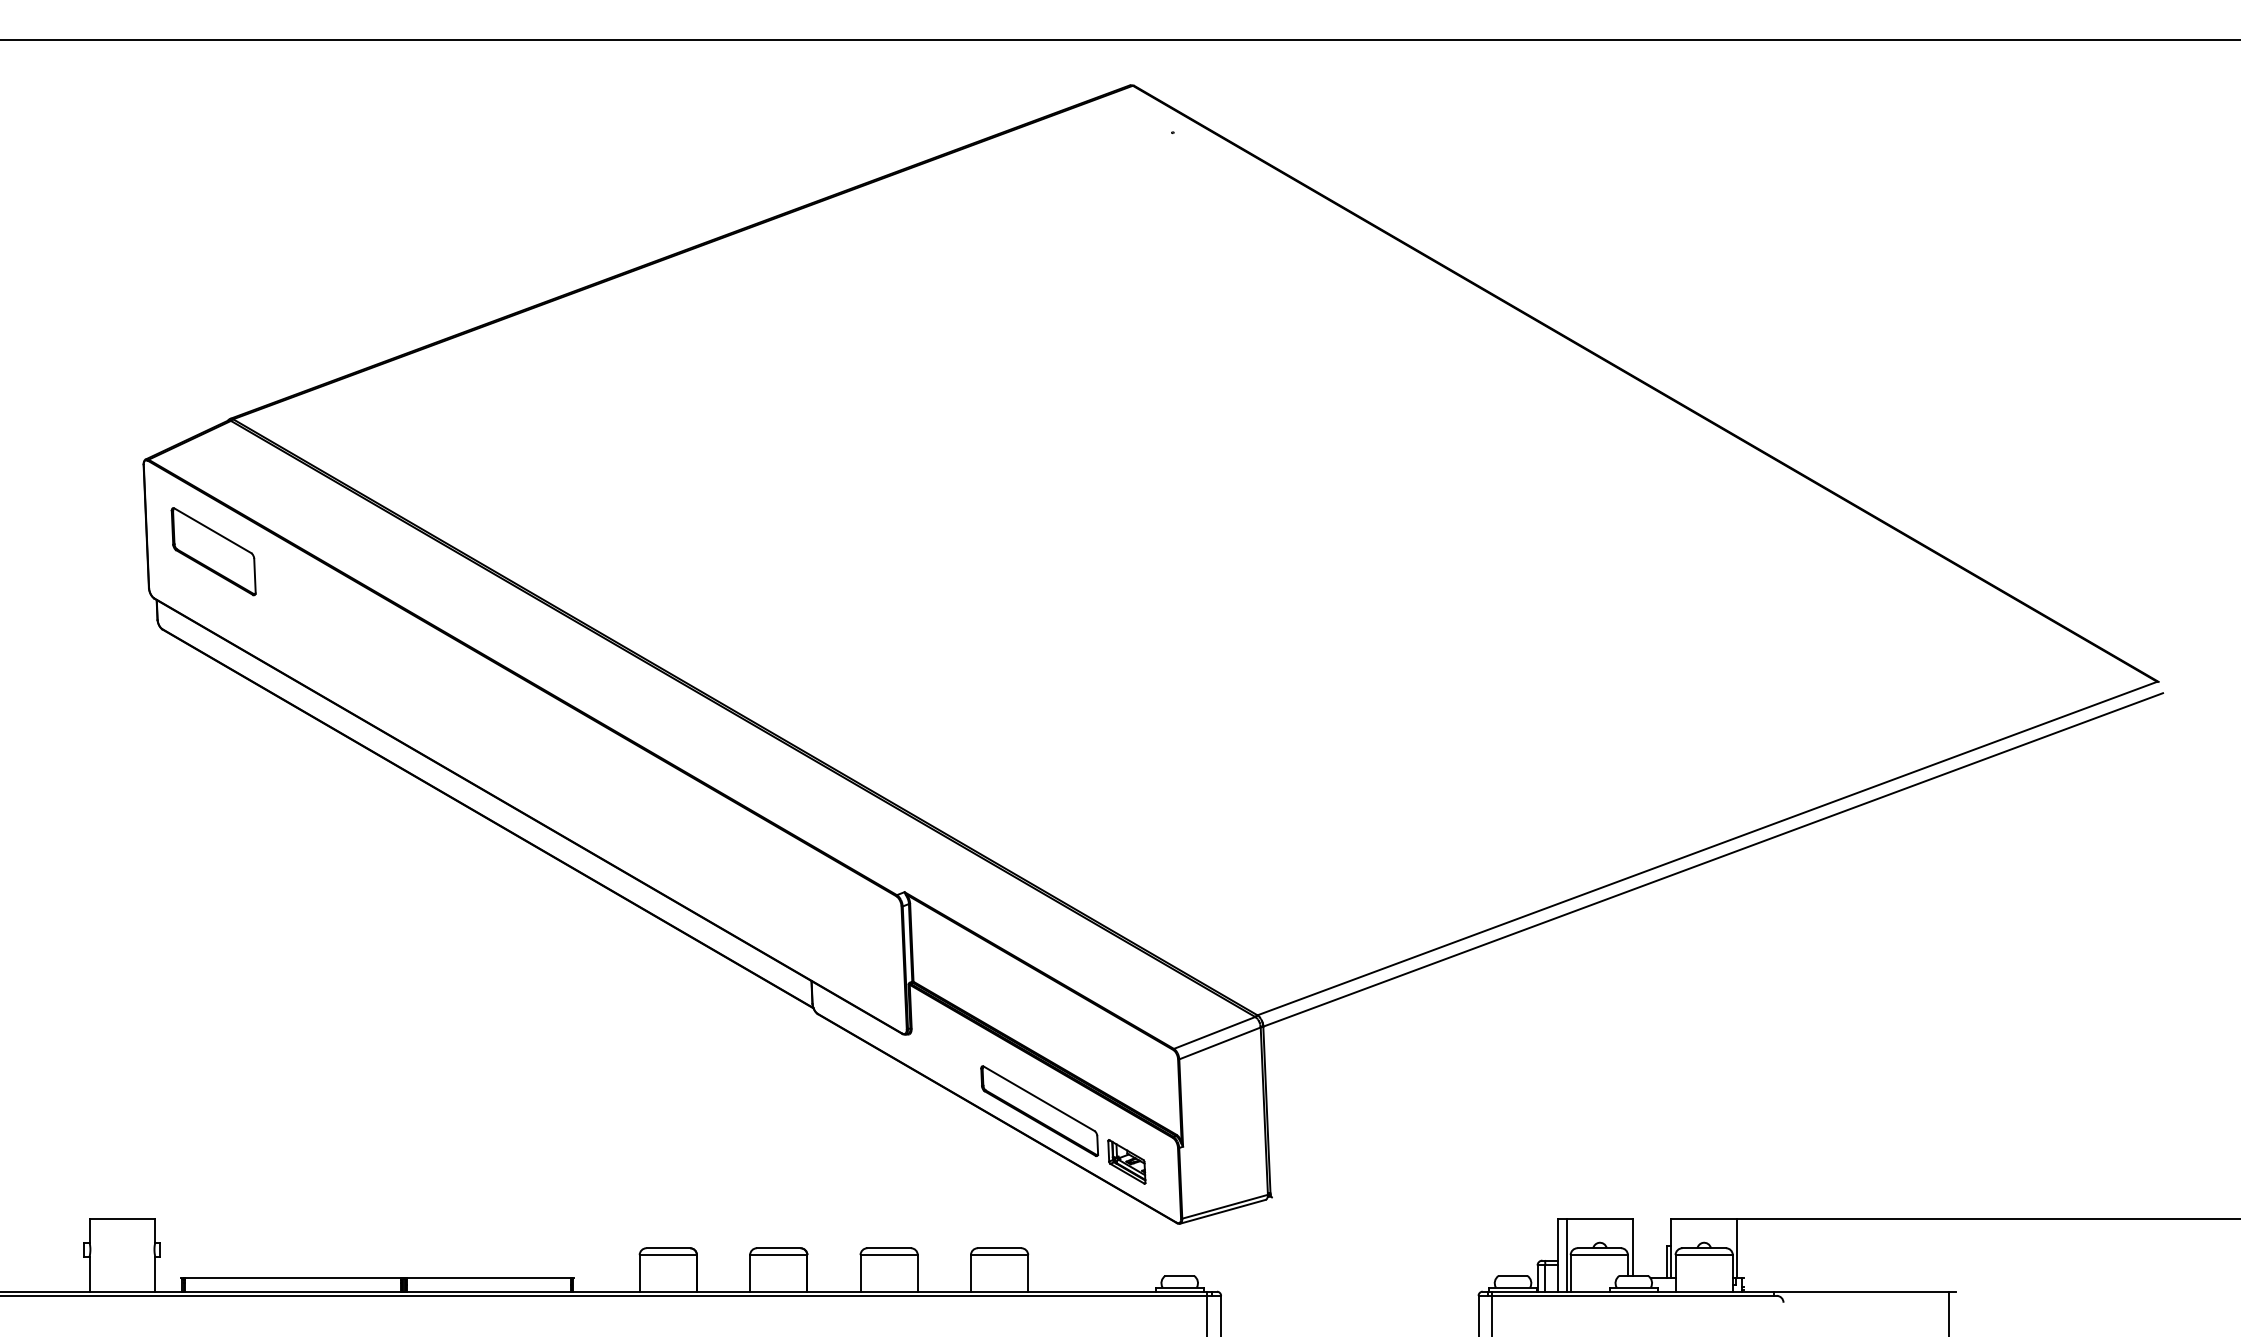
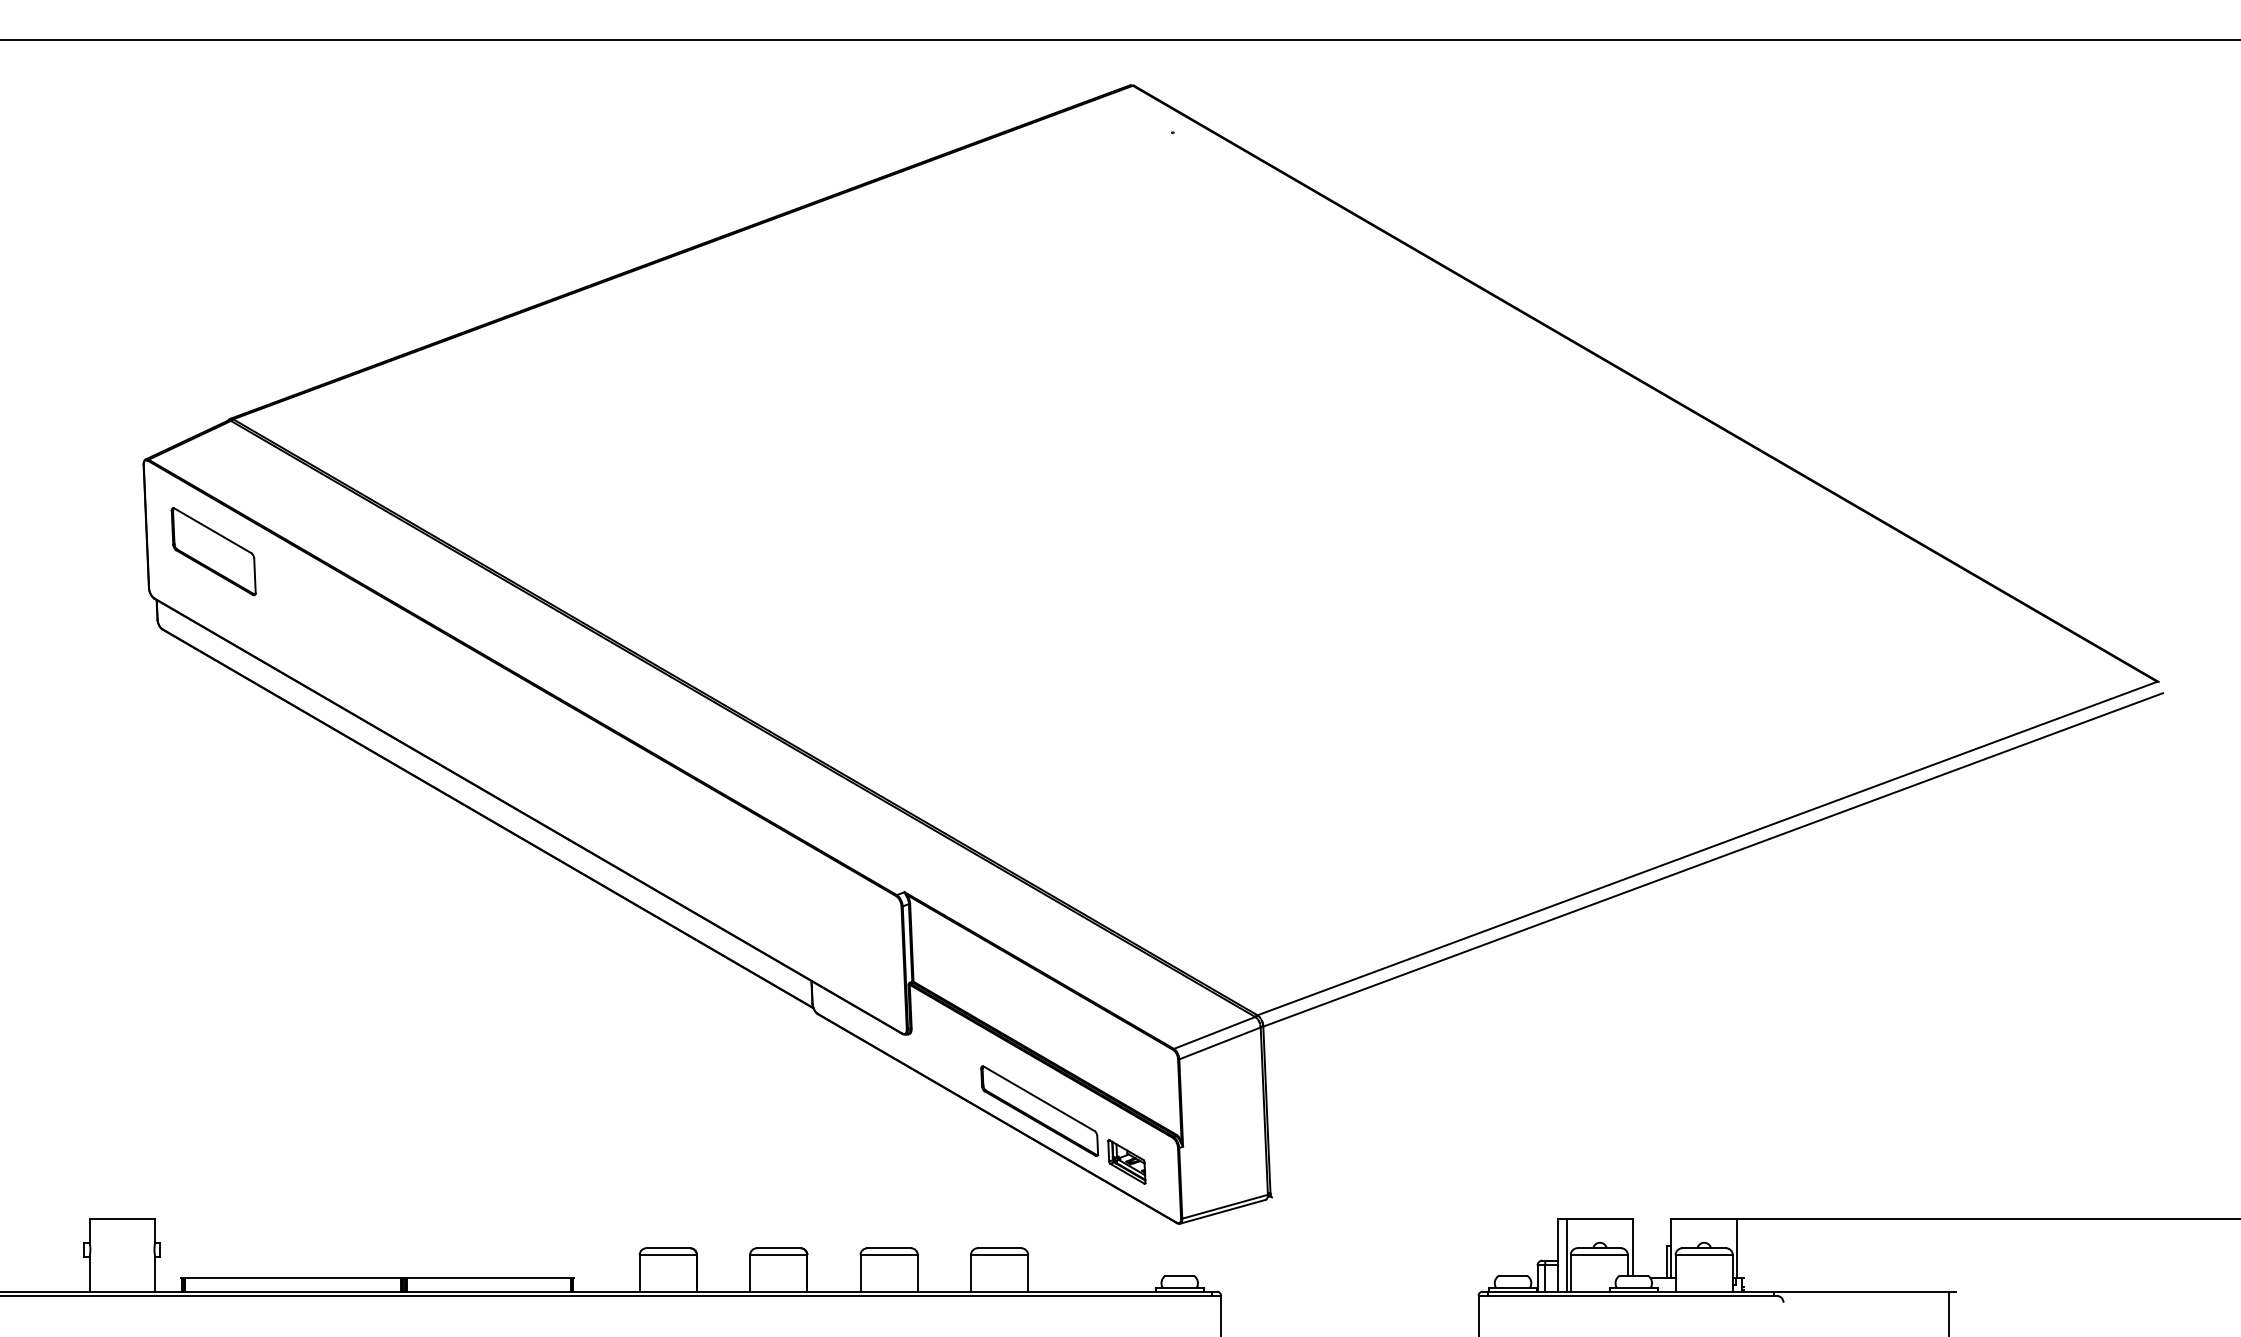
line: present -> none (1207, 1312)
line: present -> none (1492, 1312)
